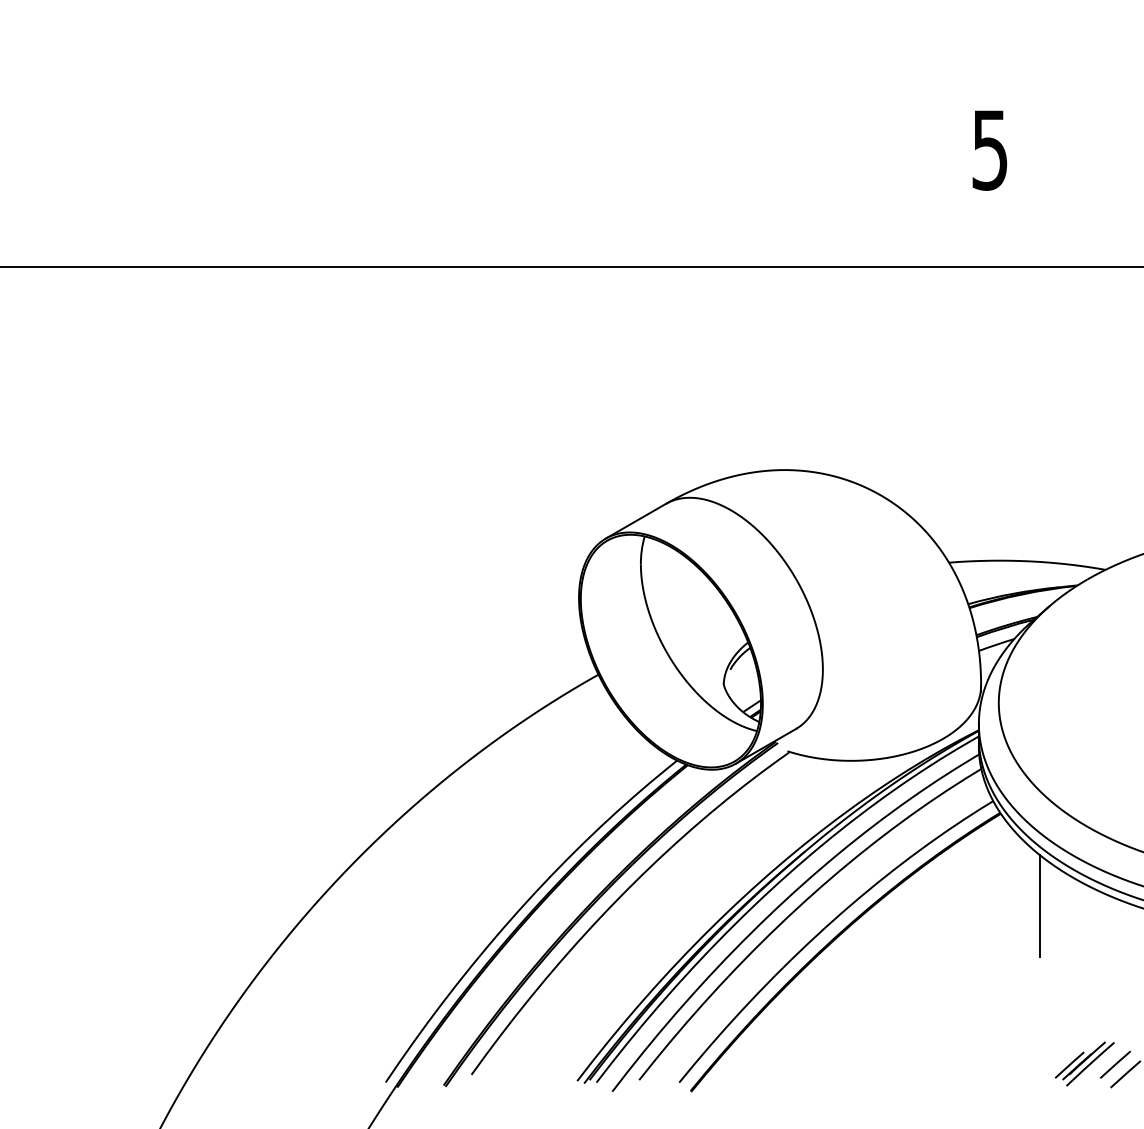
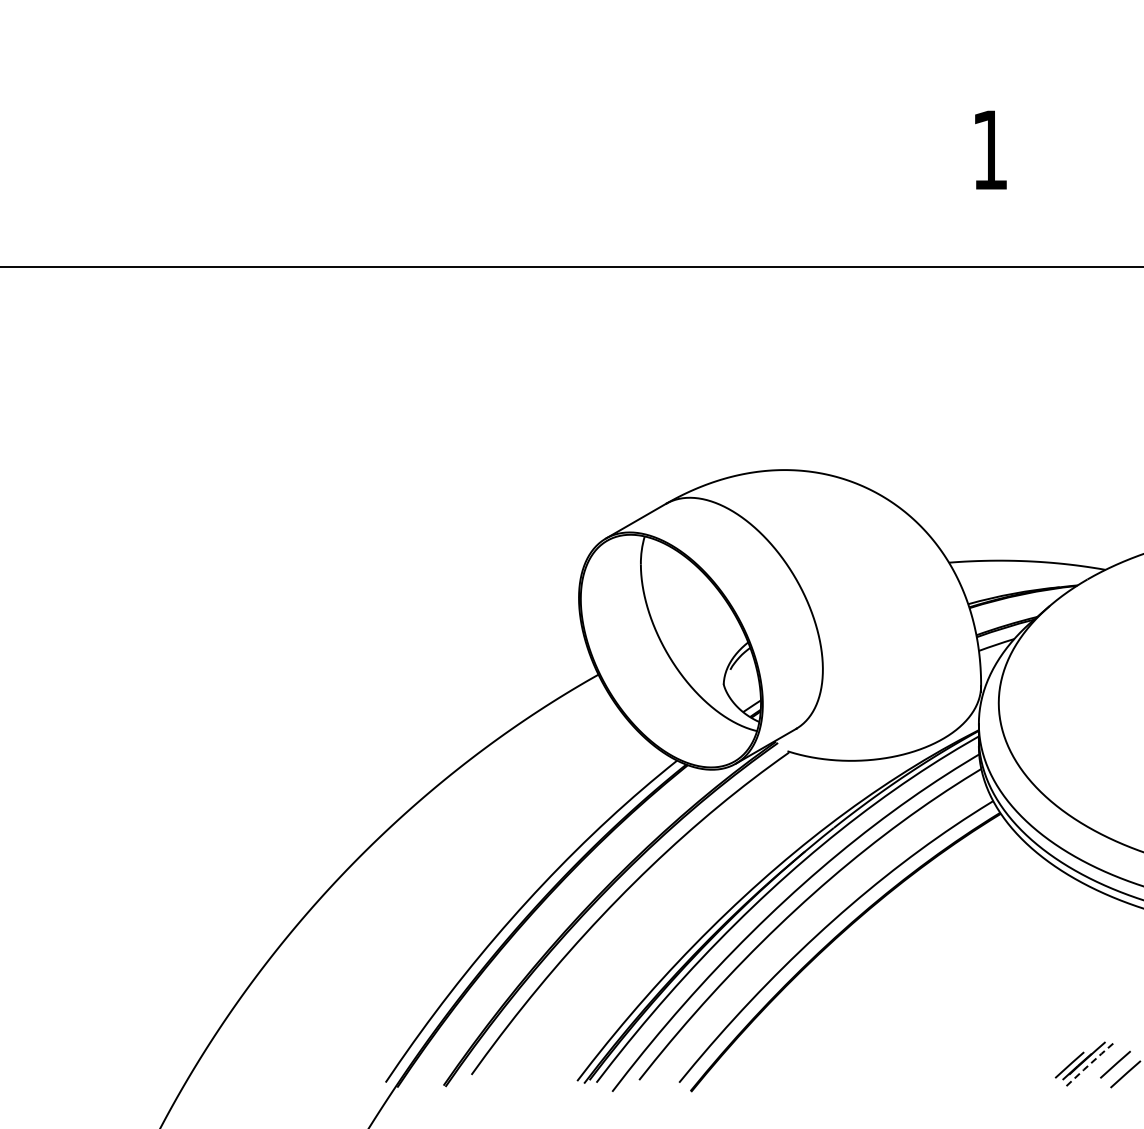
text: 5 -> 1 (989, 150)
line: present -> none (1040, 906)
line: solid -> dashed (1090, 1063)
